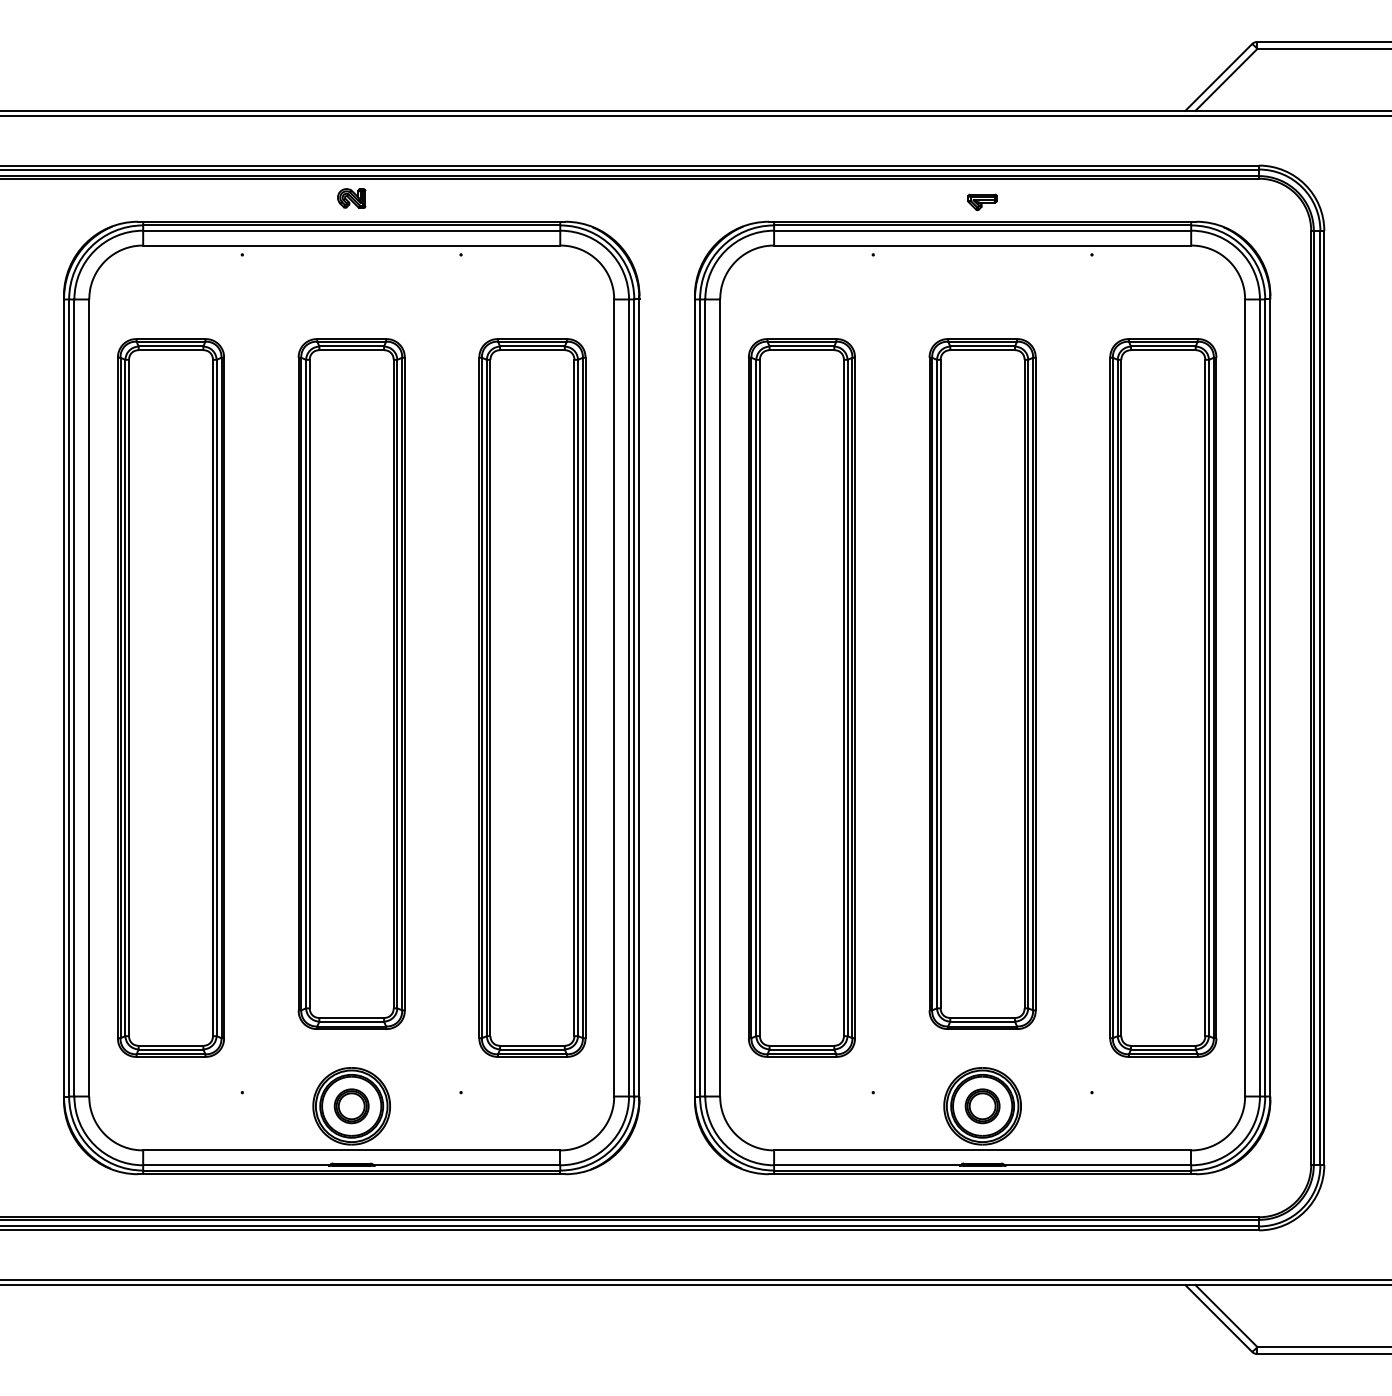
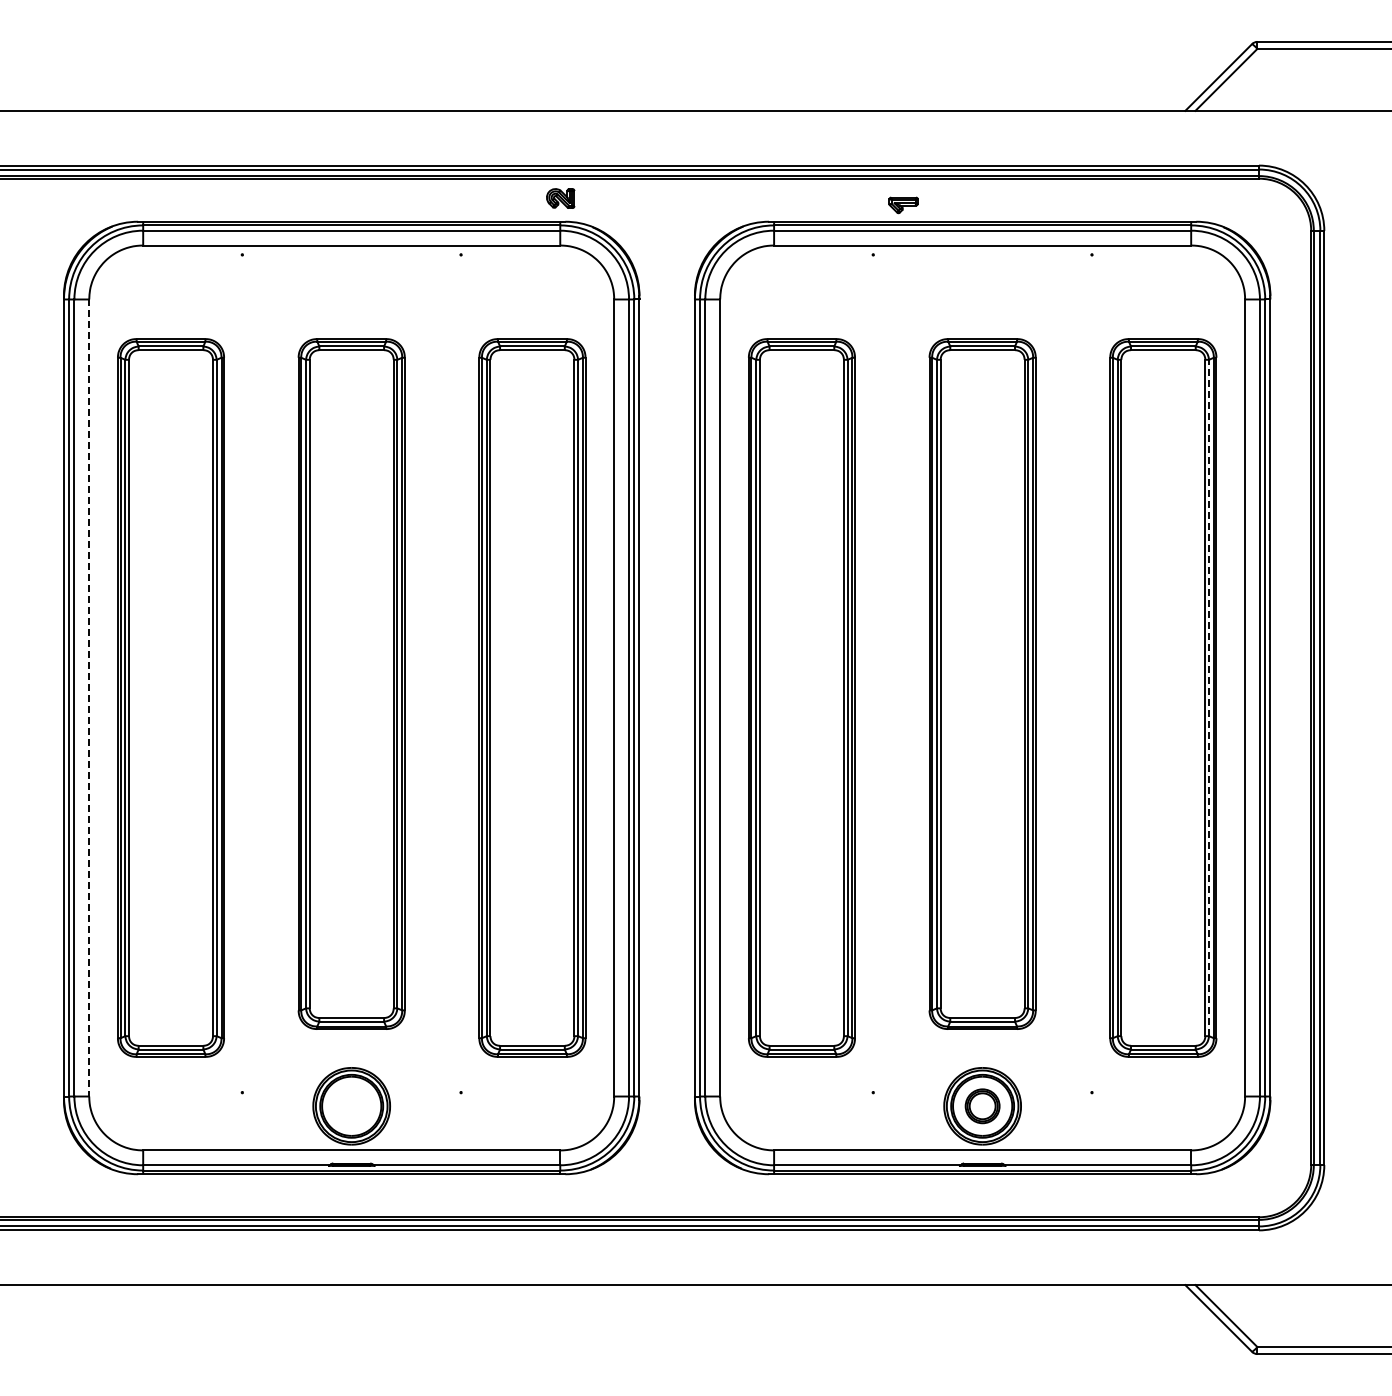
line: present -> none (695, 116)
part position: (351, 198) -> (560, 198) (560, 198)
part position: (982, 202) -> (903, 205) (903, 205)
line: solid -> dashed (1209, 697)
line: solid -> dashed (89, 698)
part: present -> none (351, 1106)
line: present -> none (695, 1279)
